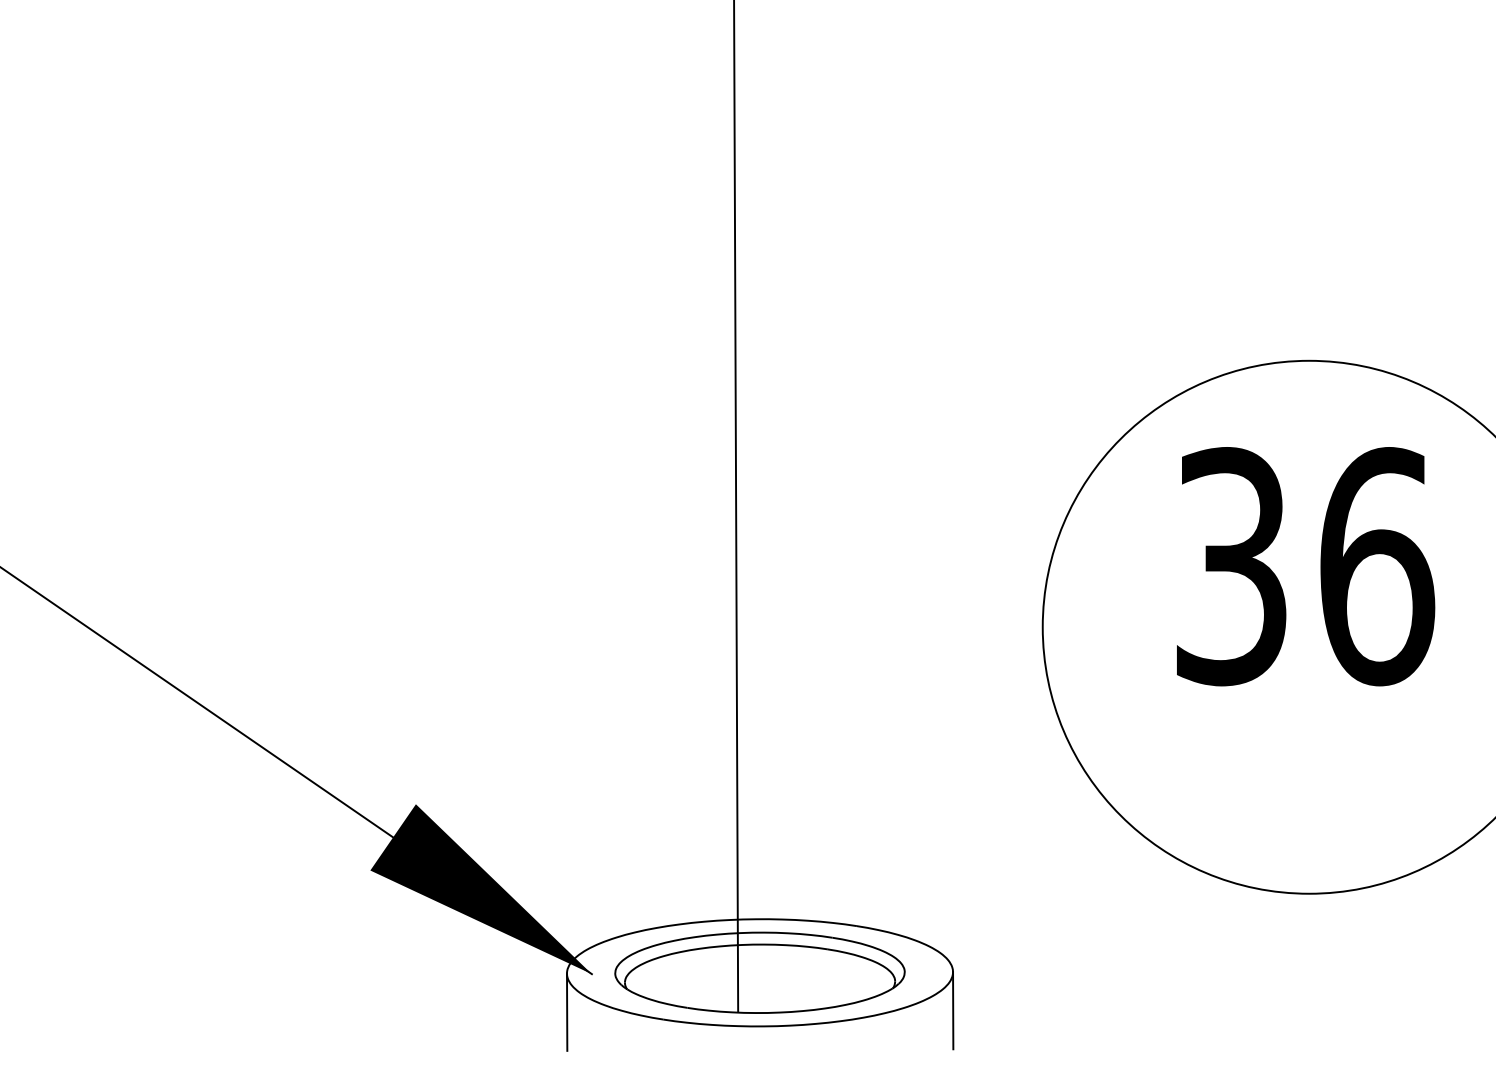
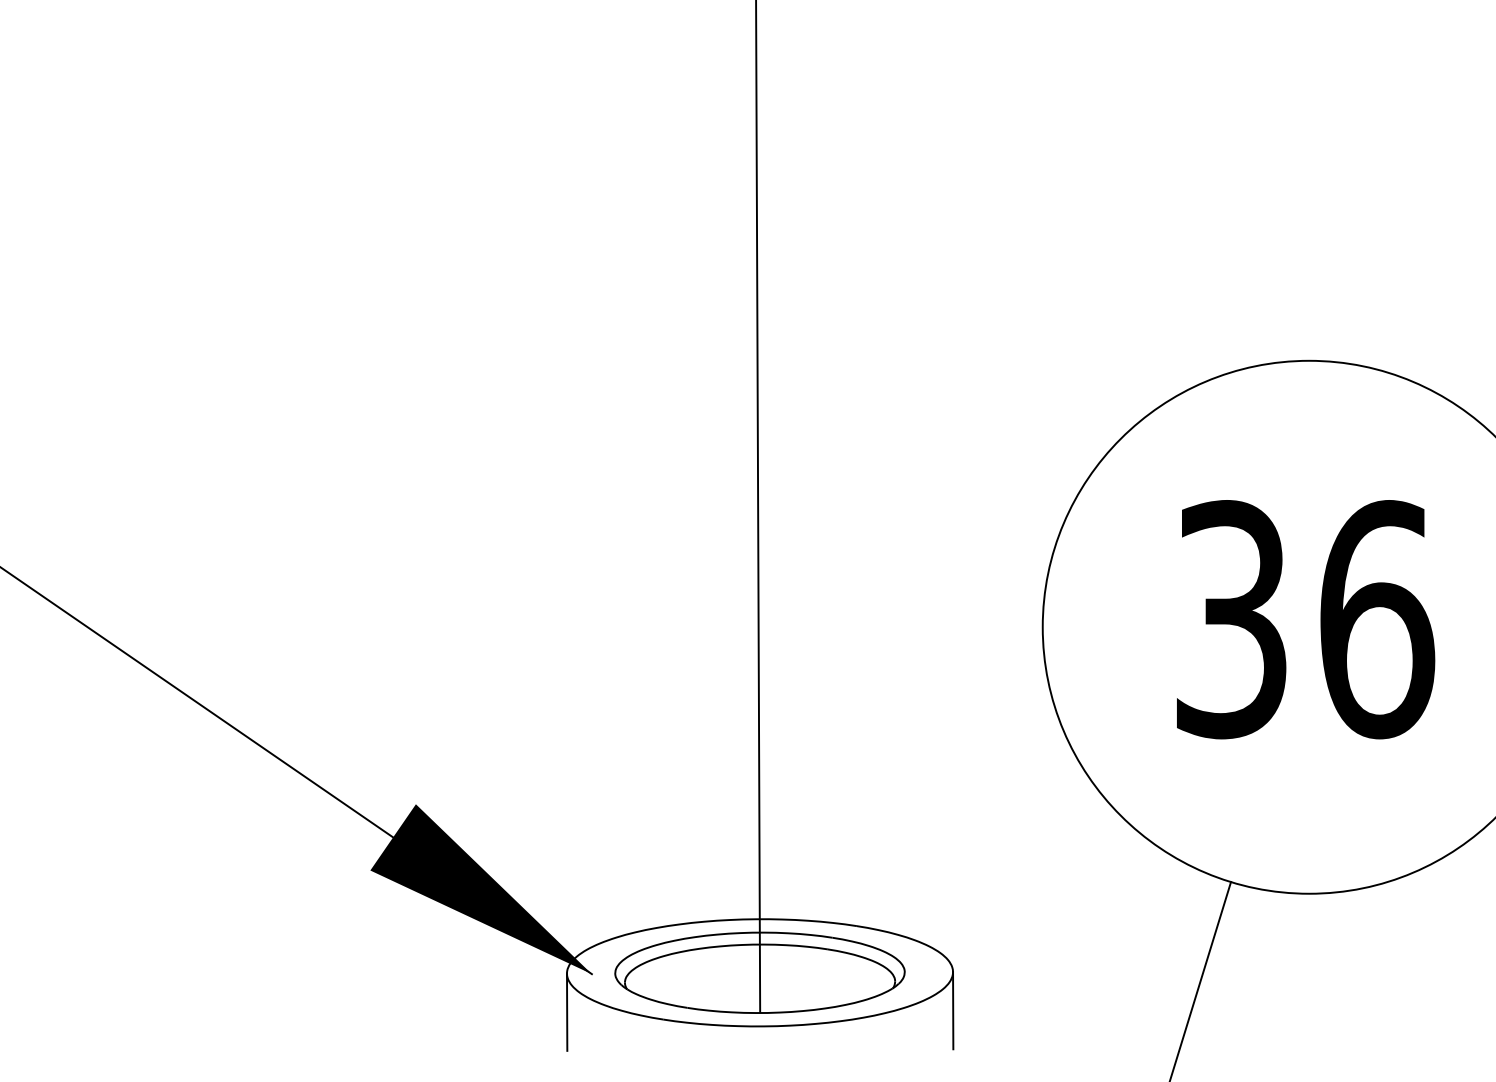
line position: (736, 507) -> (758, 507) (758, 507)
text position: (1306, 566) -> (1306, 619) (1306, 619)
line: none -> present (1200, 980)
